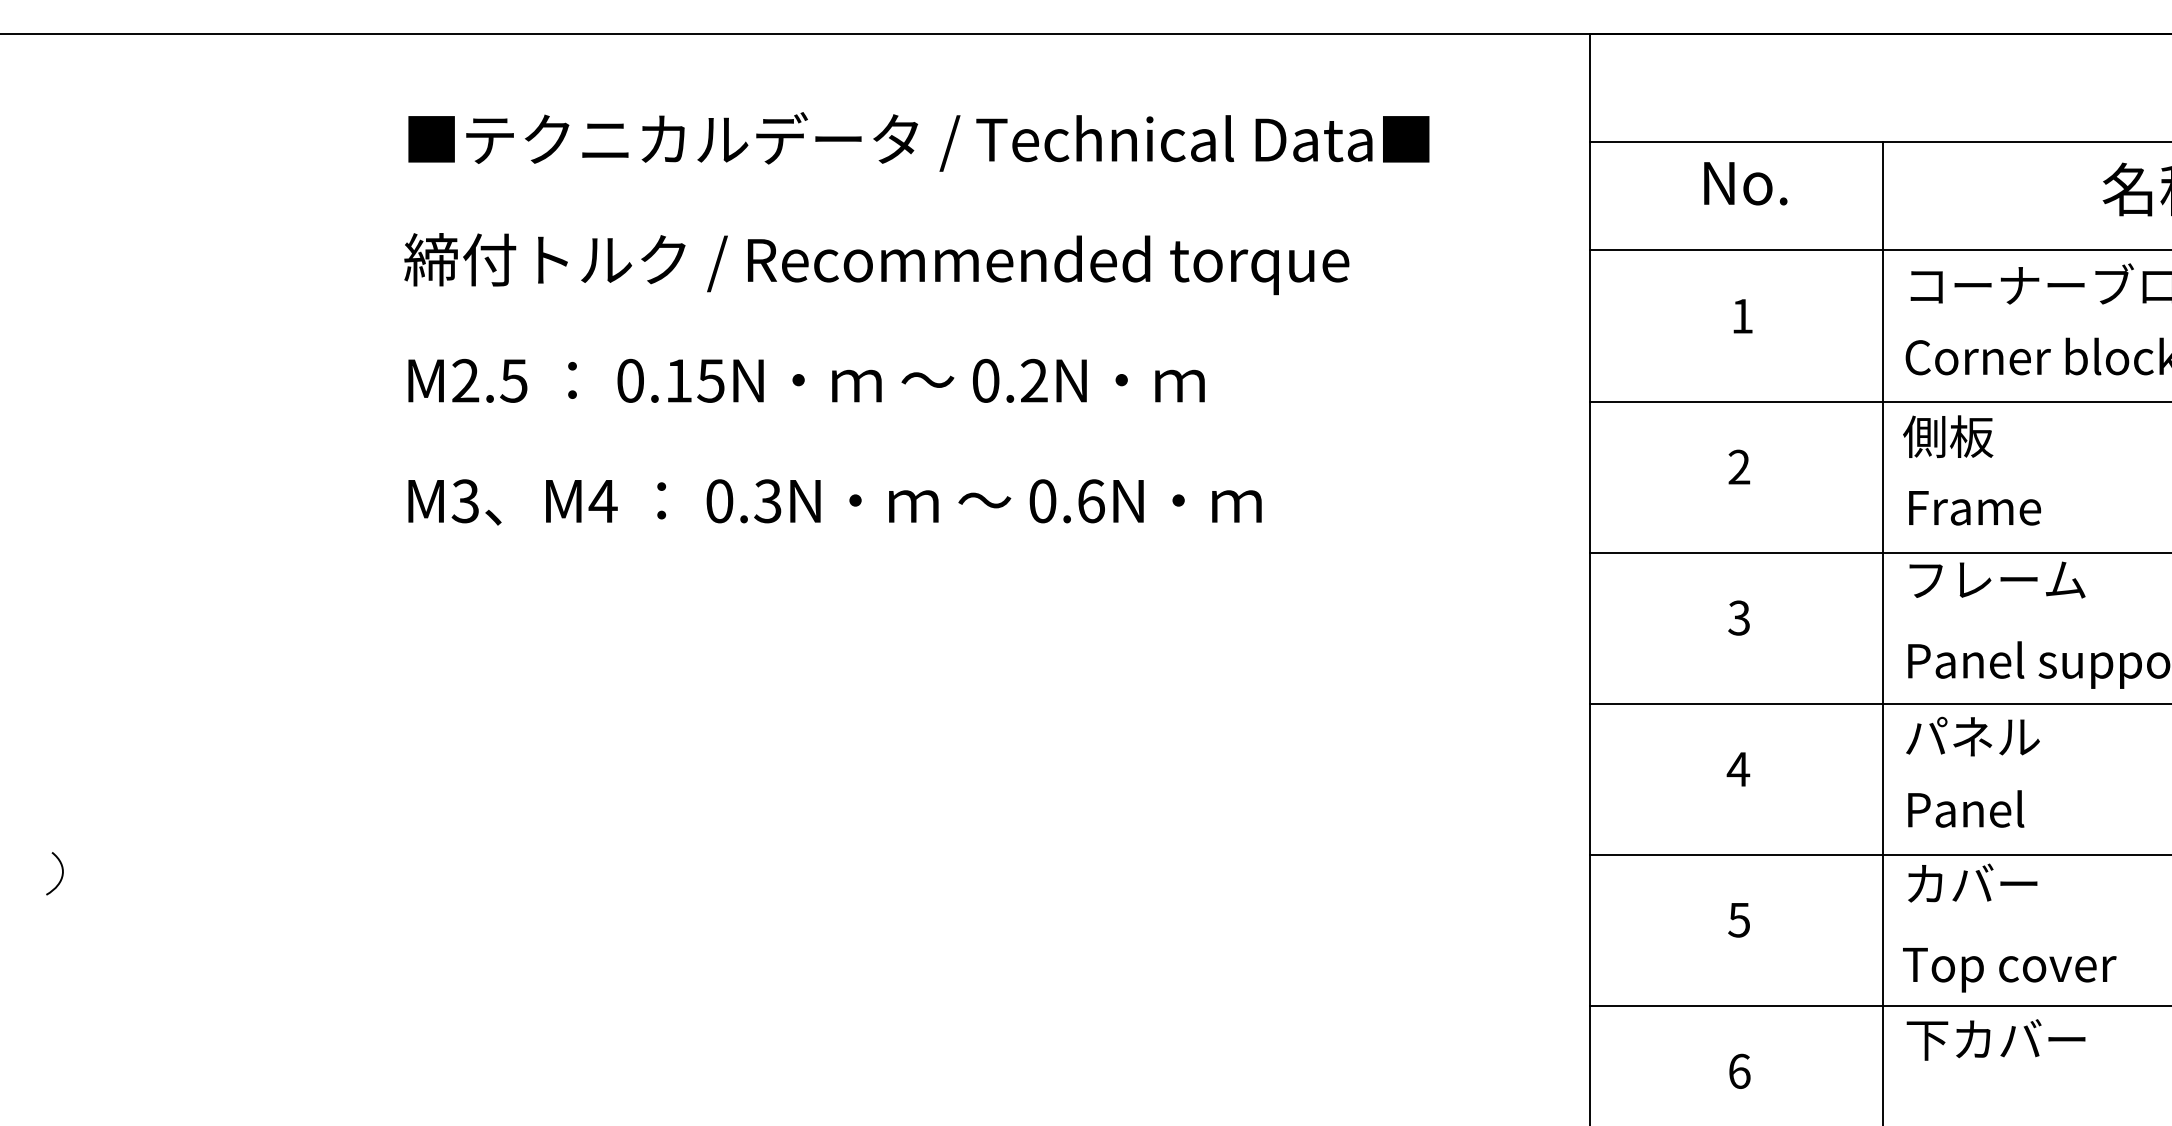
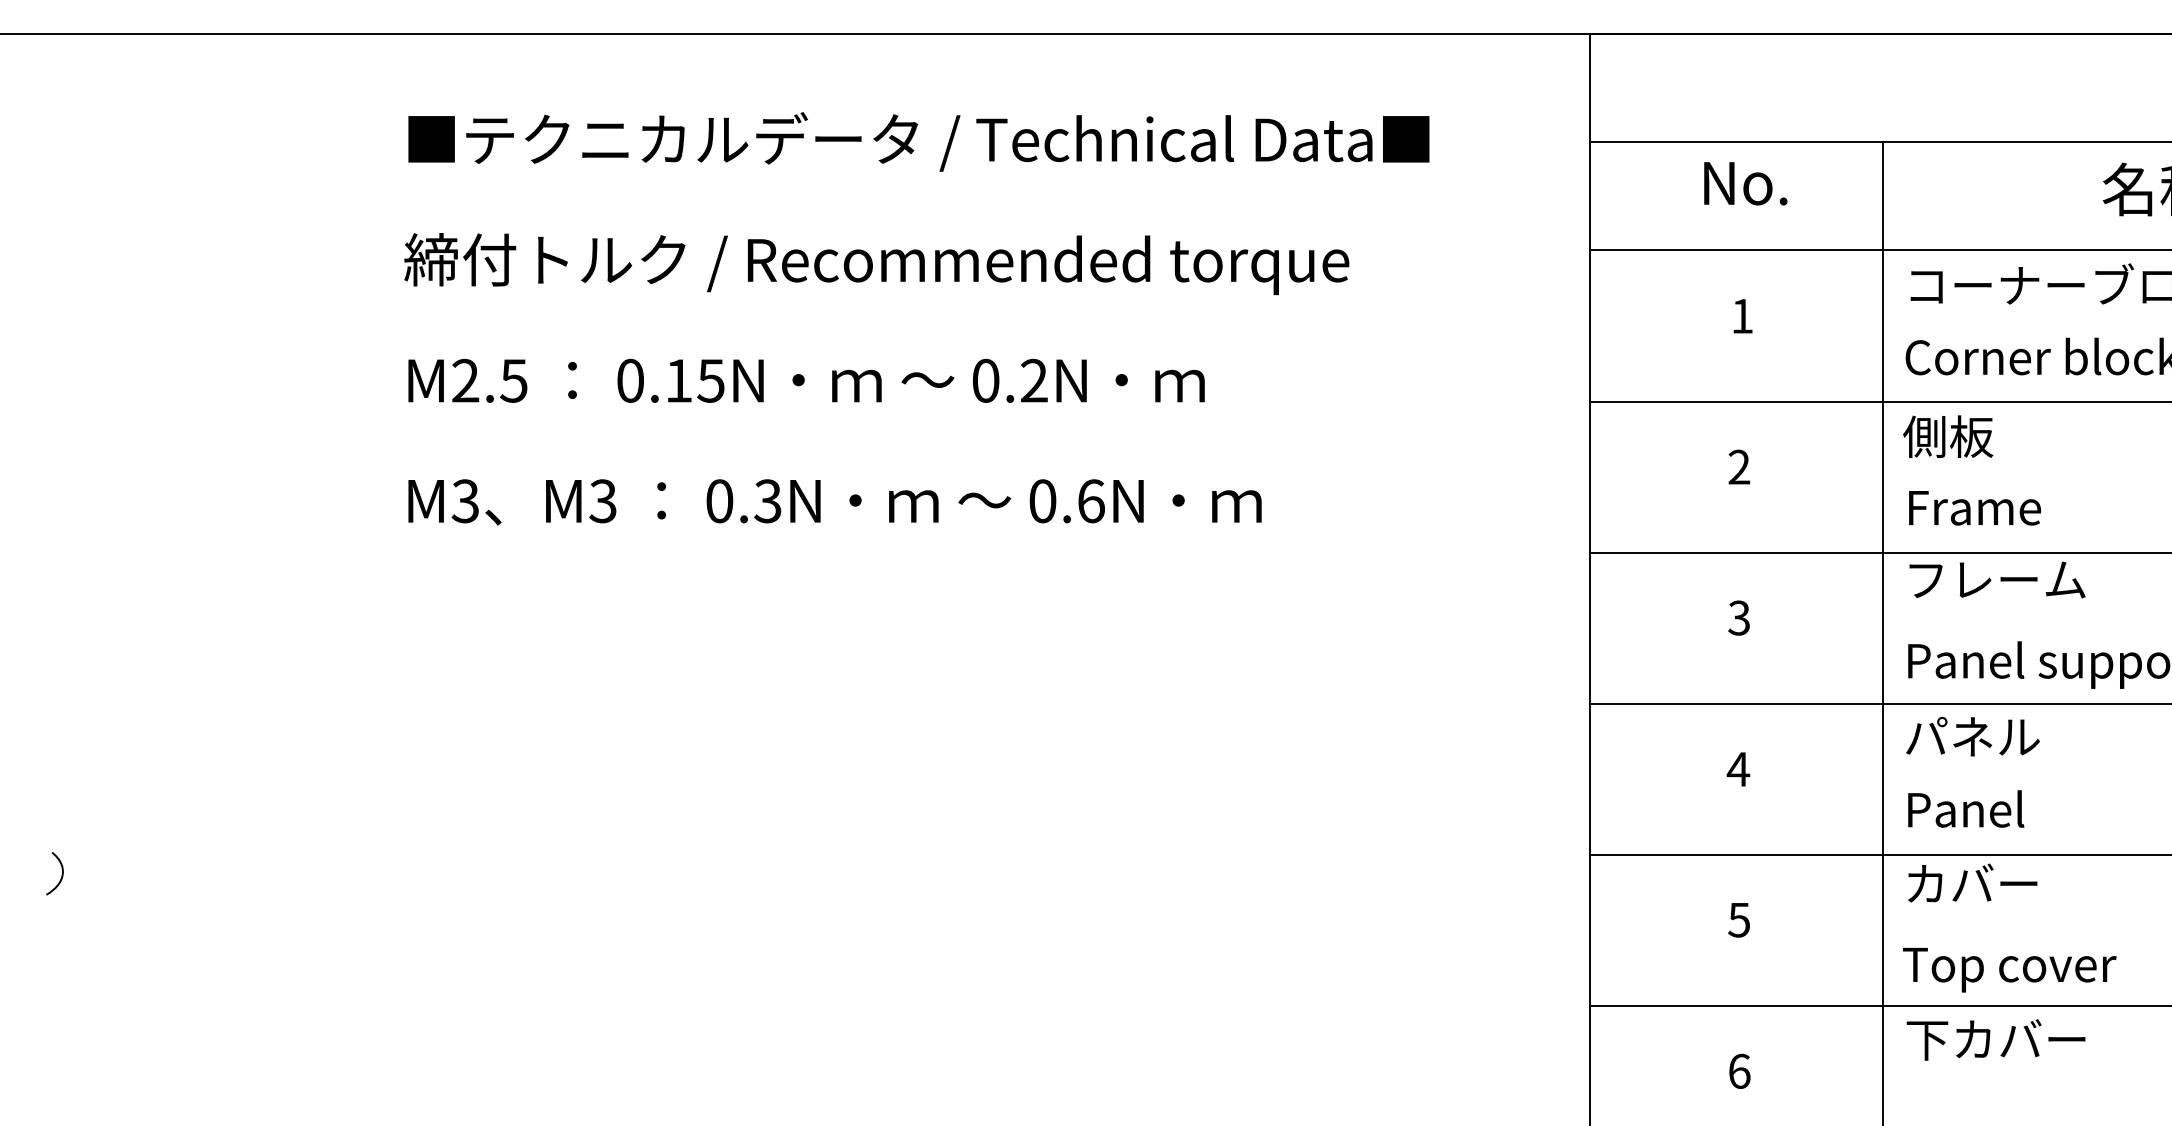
text: M4 -> M3 (602, 501)
